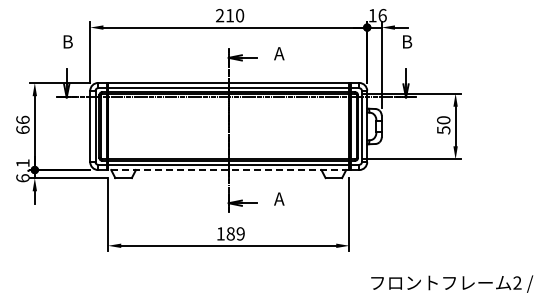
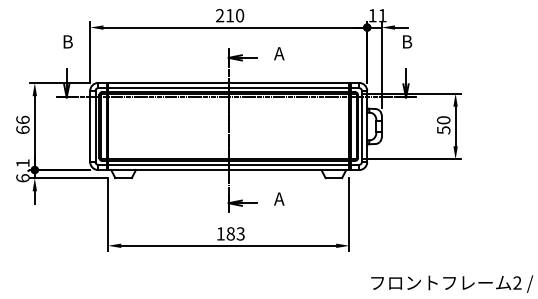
text: 16 -> 11 (382, 15)
line: dashed -> solid (228, 170)
text: 189 -> 183 (240, 233)
